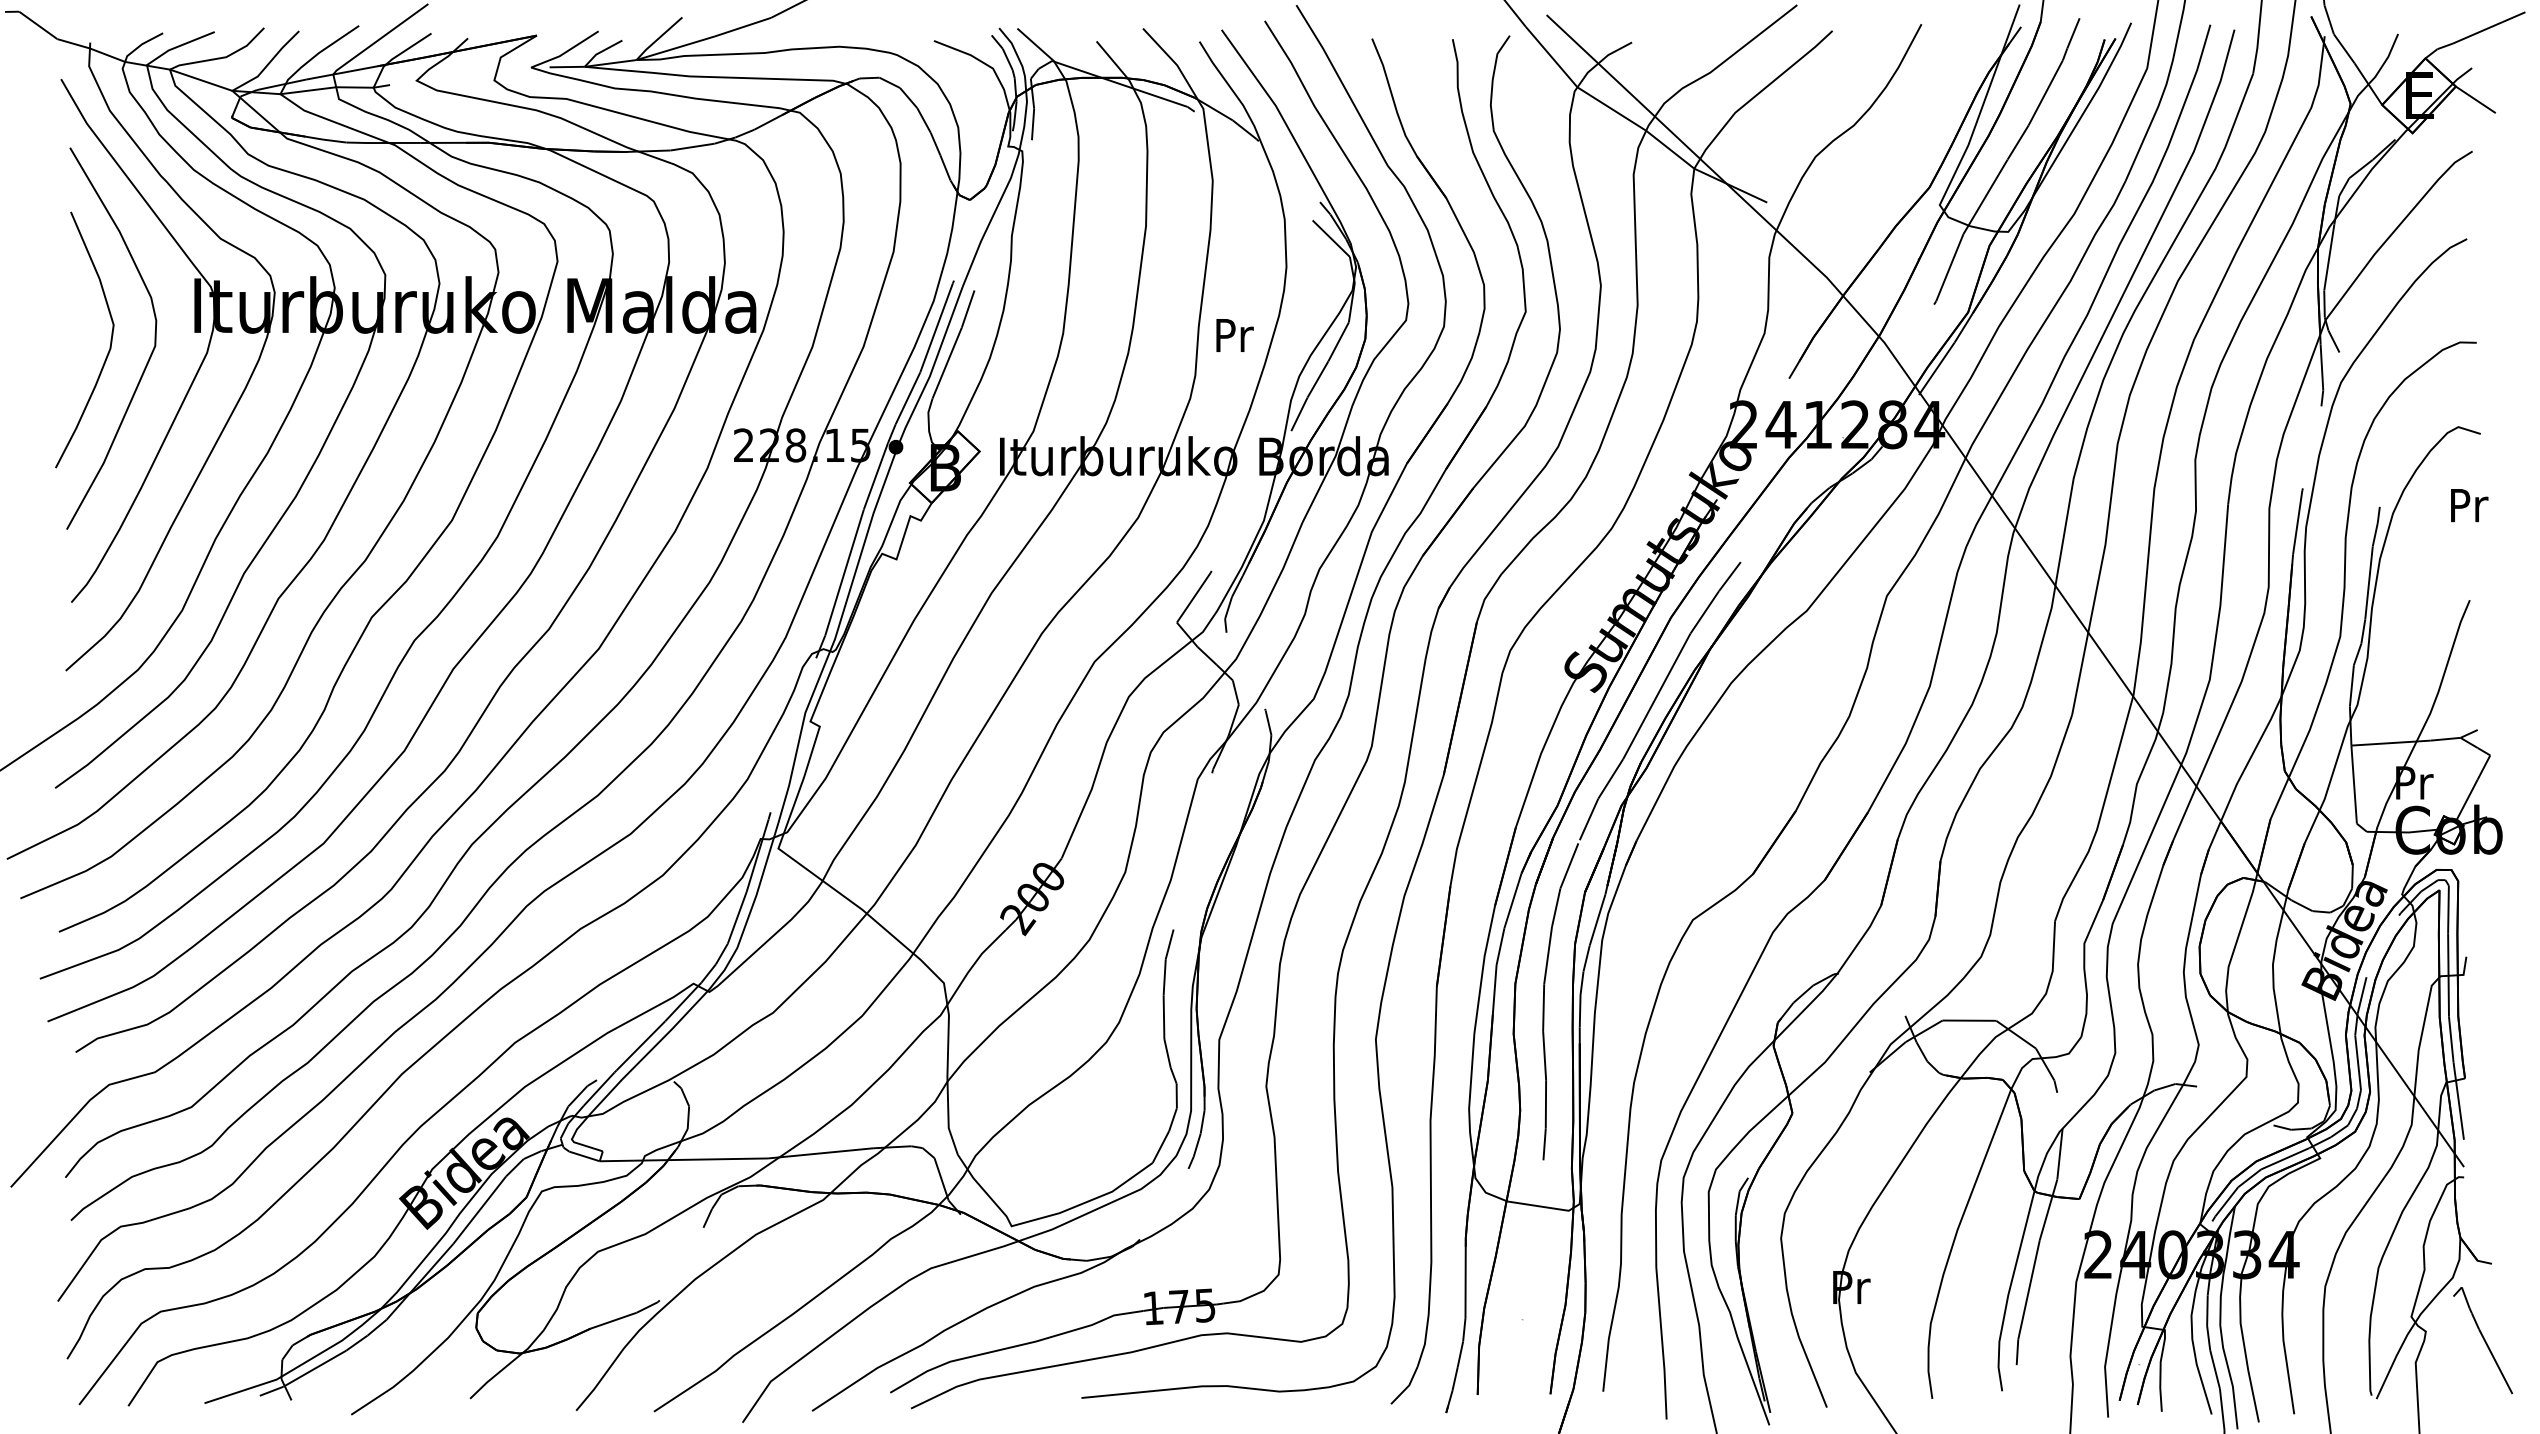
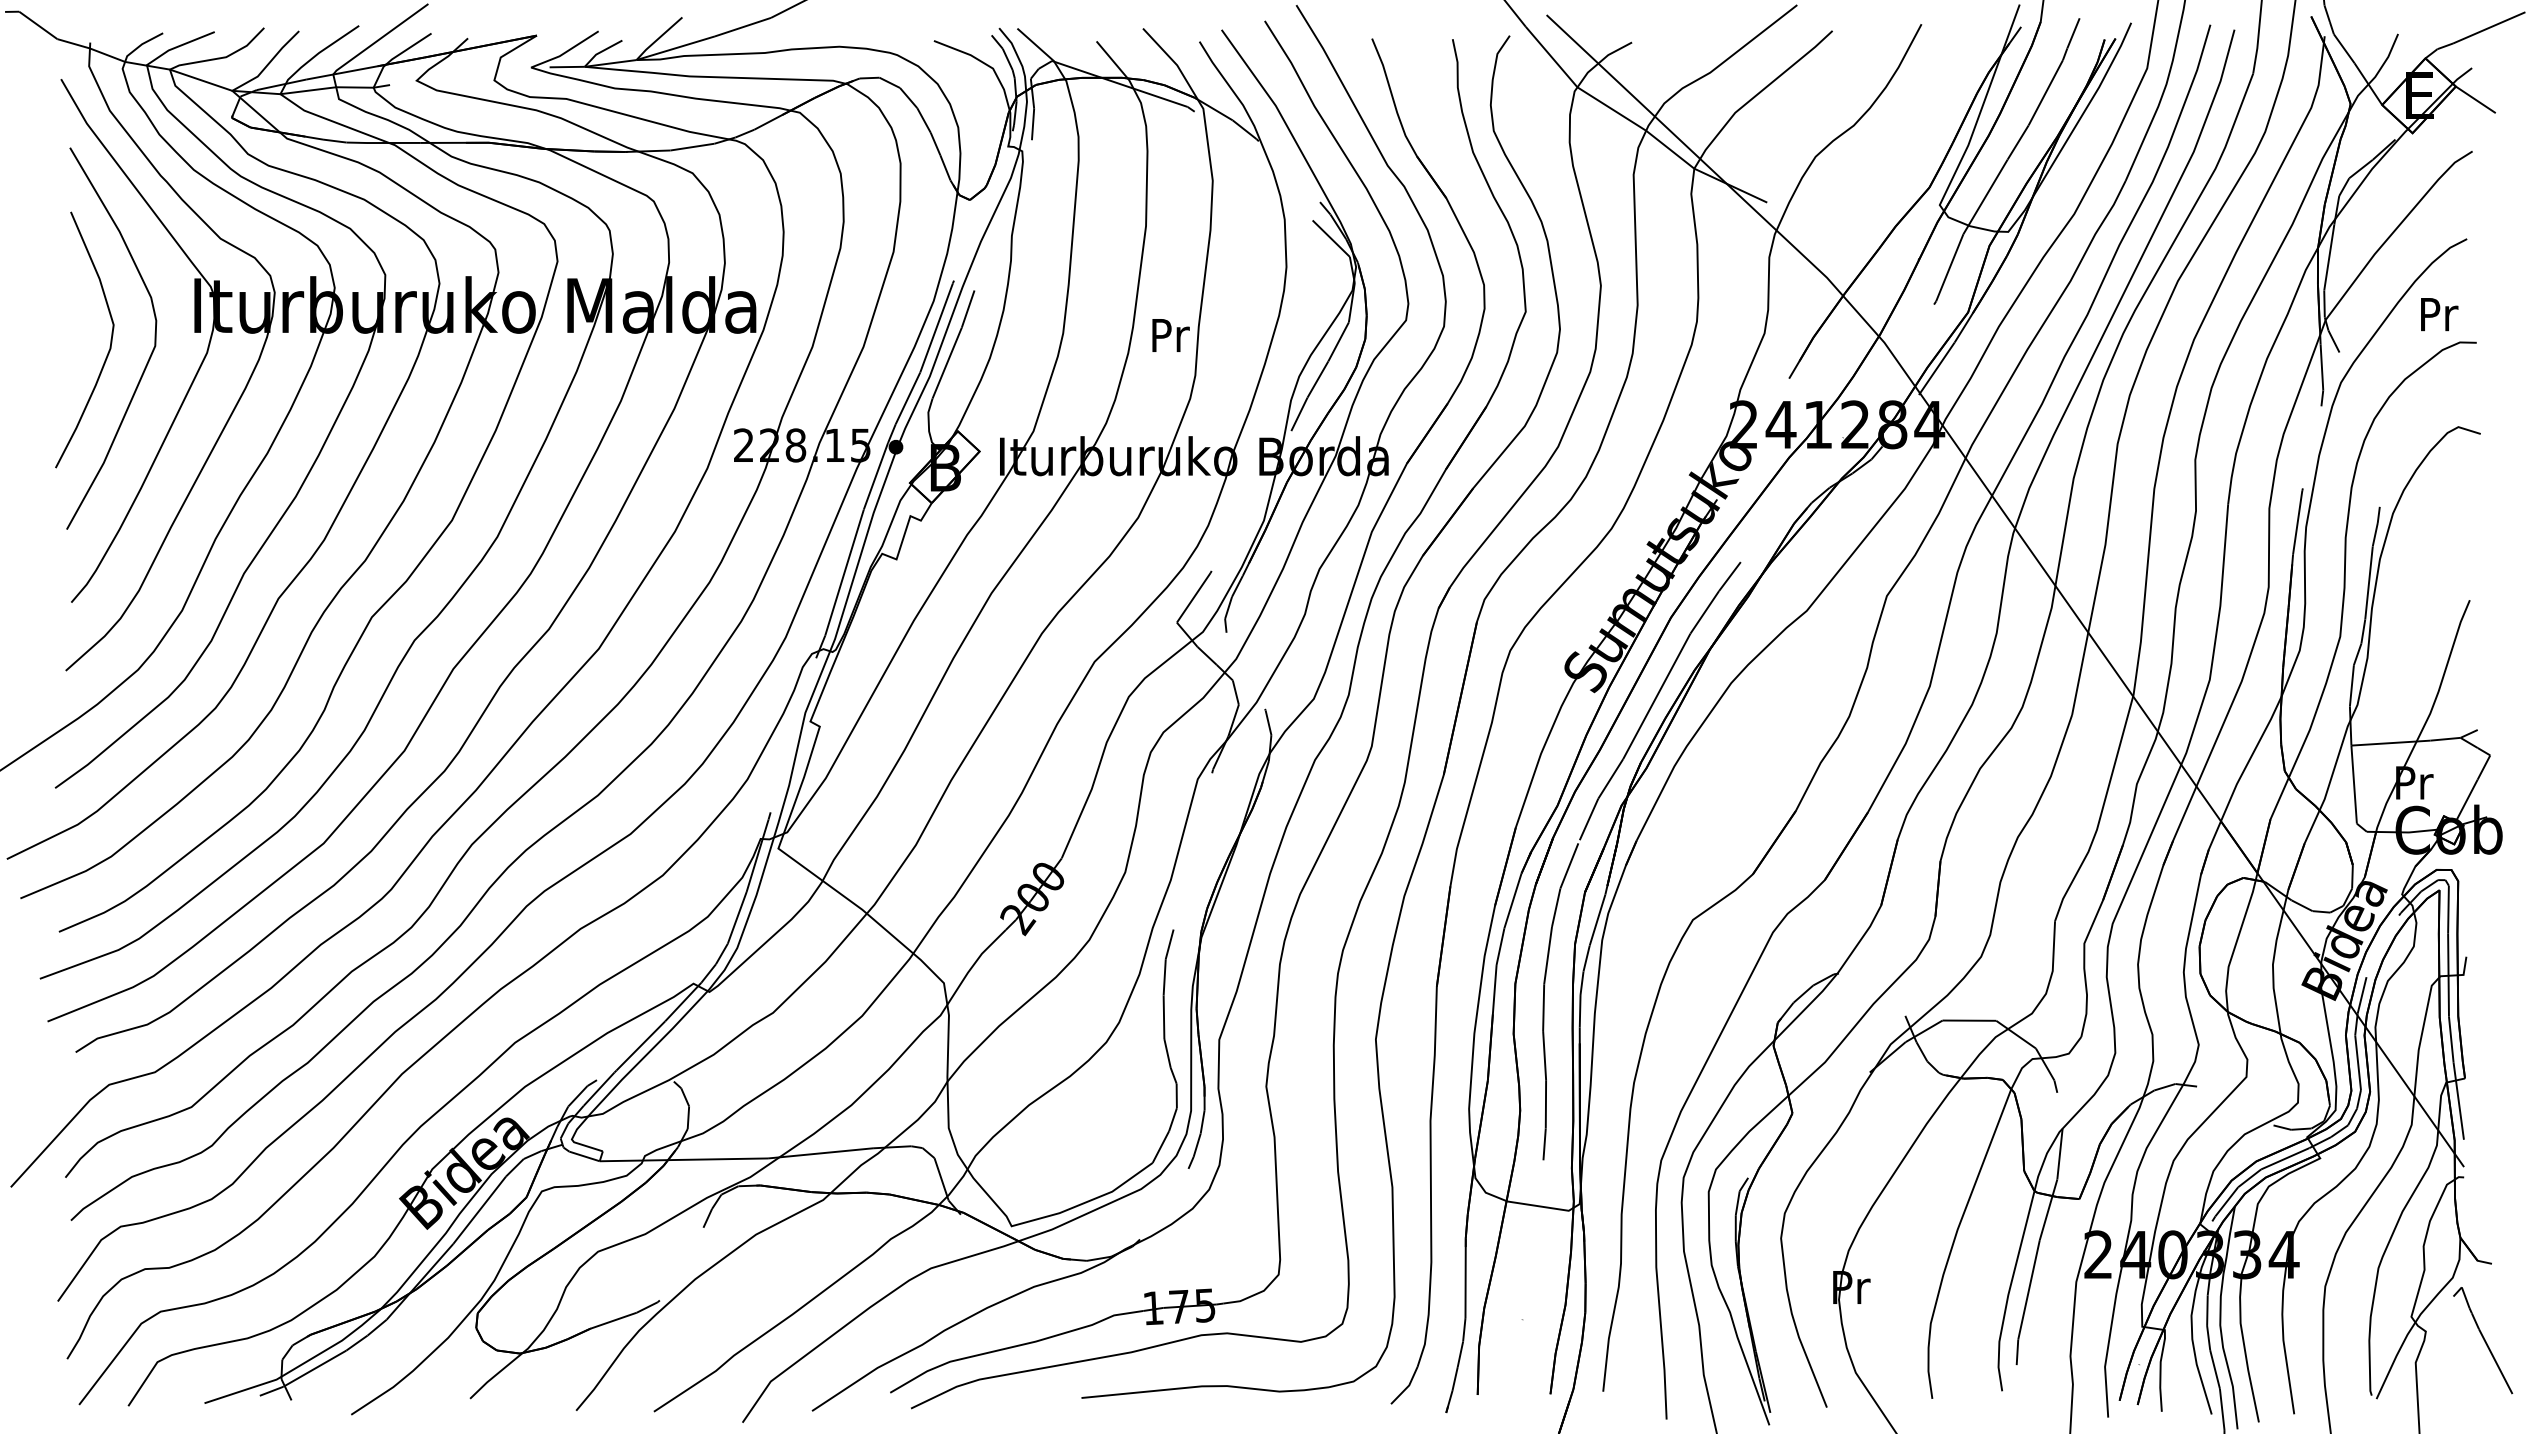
text position: (1234, 335) -> (1170, 335) (1170, 335)
text position: (2469, 505) -> (2439, 314) (2439, 314)
